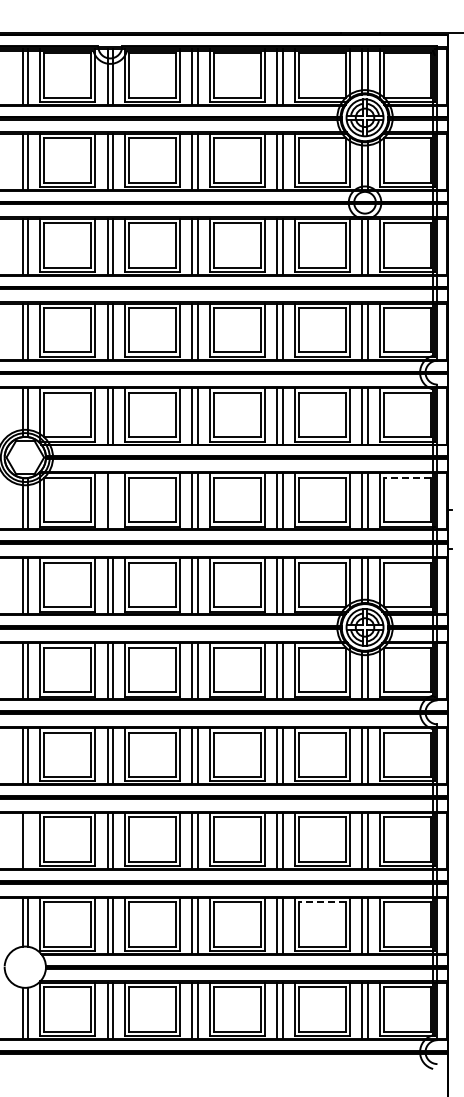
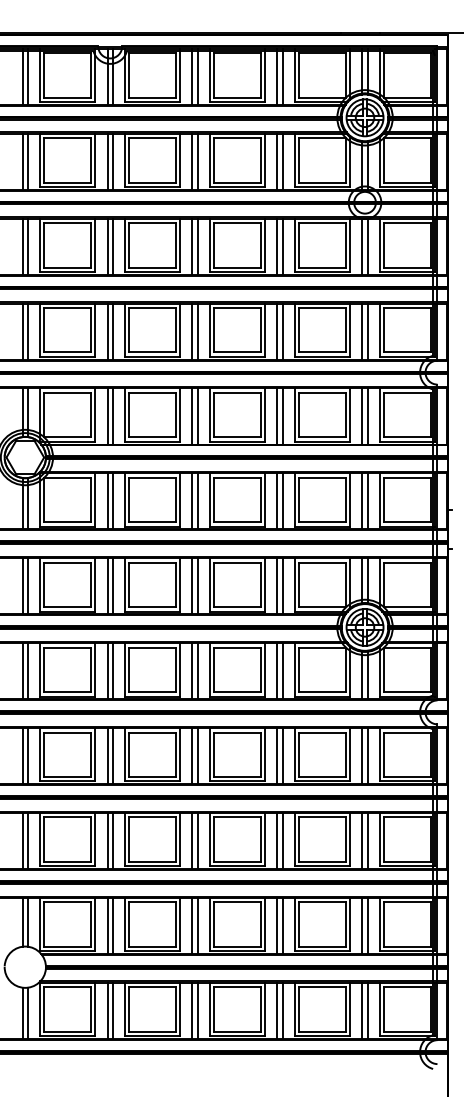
line: dashed -> solid (407, 477)
line: none -> present (112, 501)
line: none -> present (28, 841)
line: dashed -> solid (322, 902)
